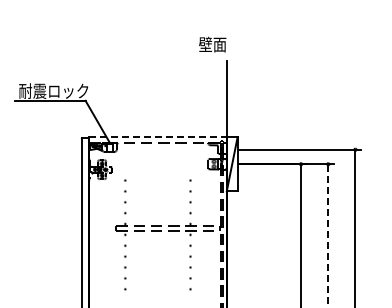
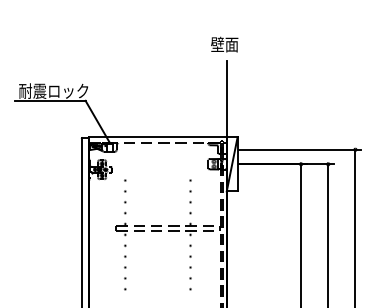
text position: (212, 44) -> (224, 44) (224, 44)
line: dashed -> solid (157, 137)
line: dashed -> solid (328, 235)
